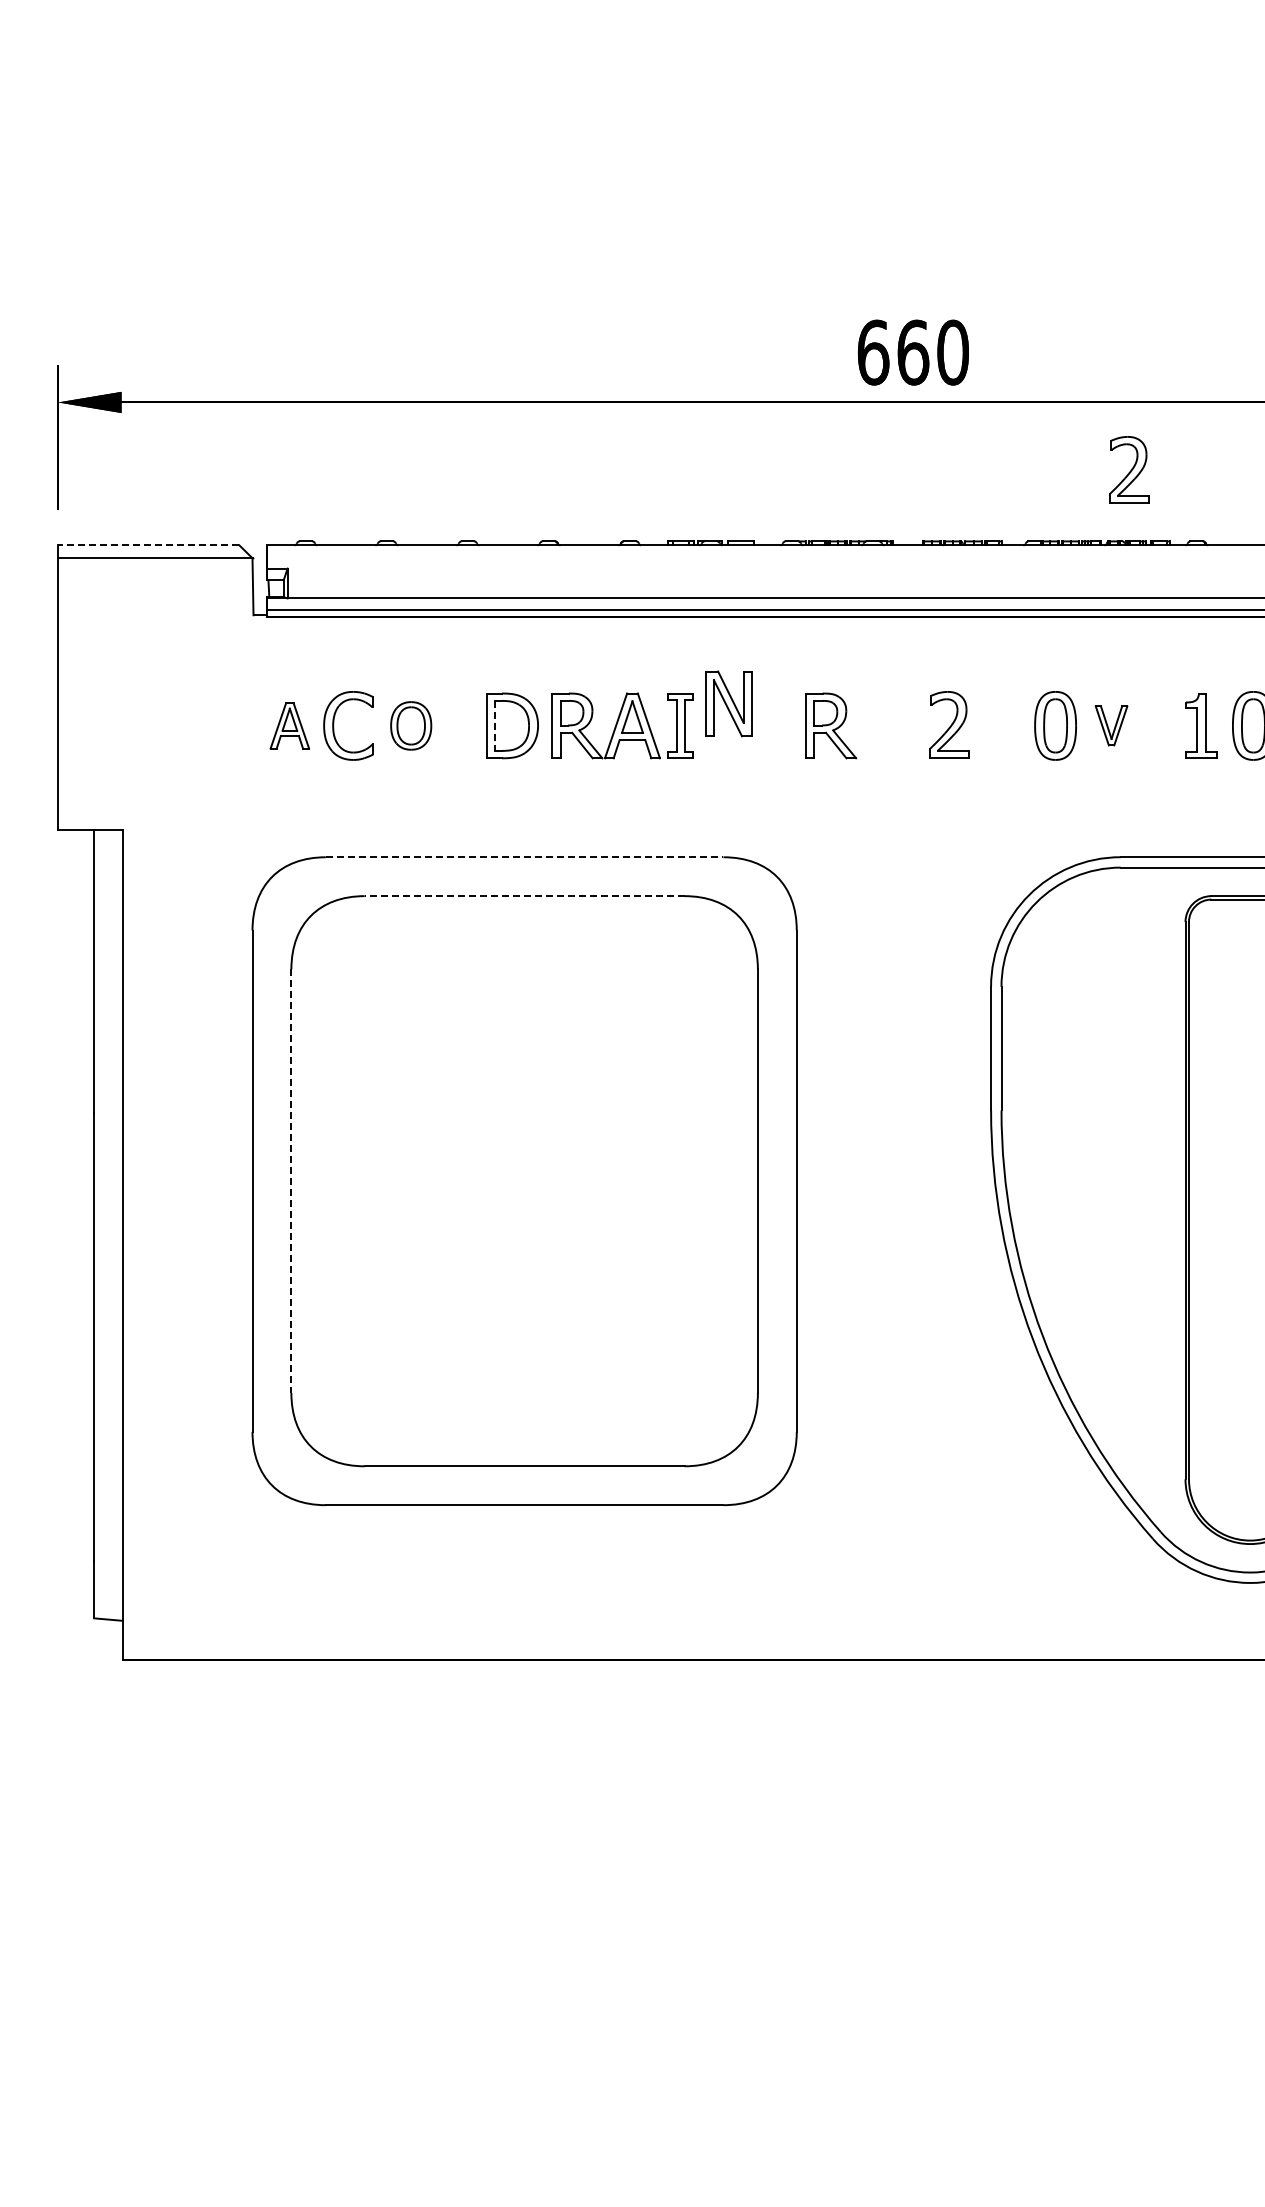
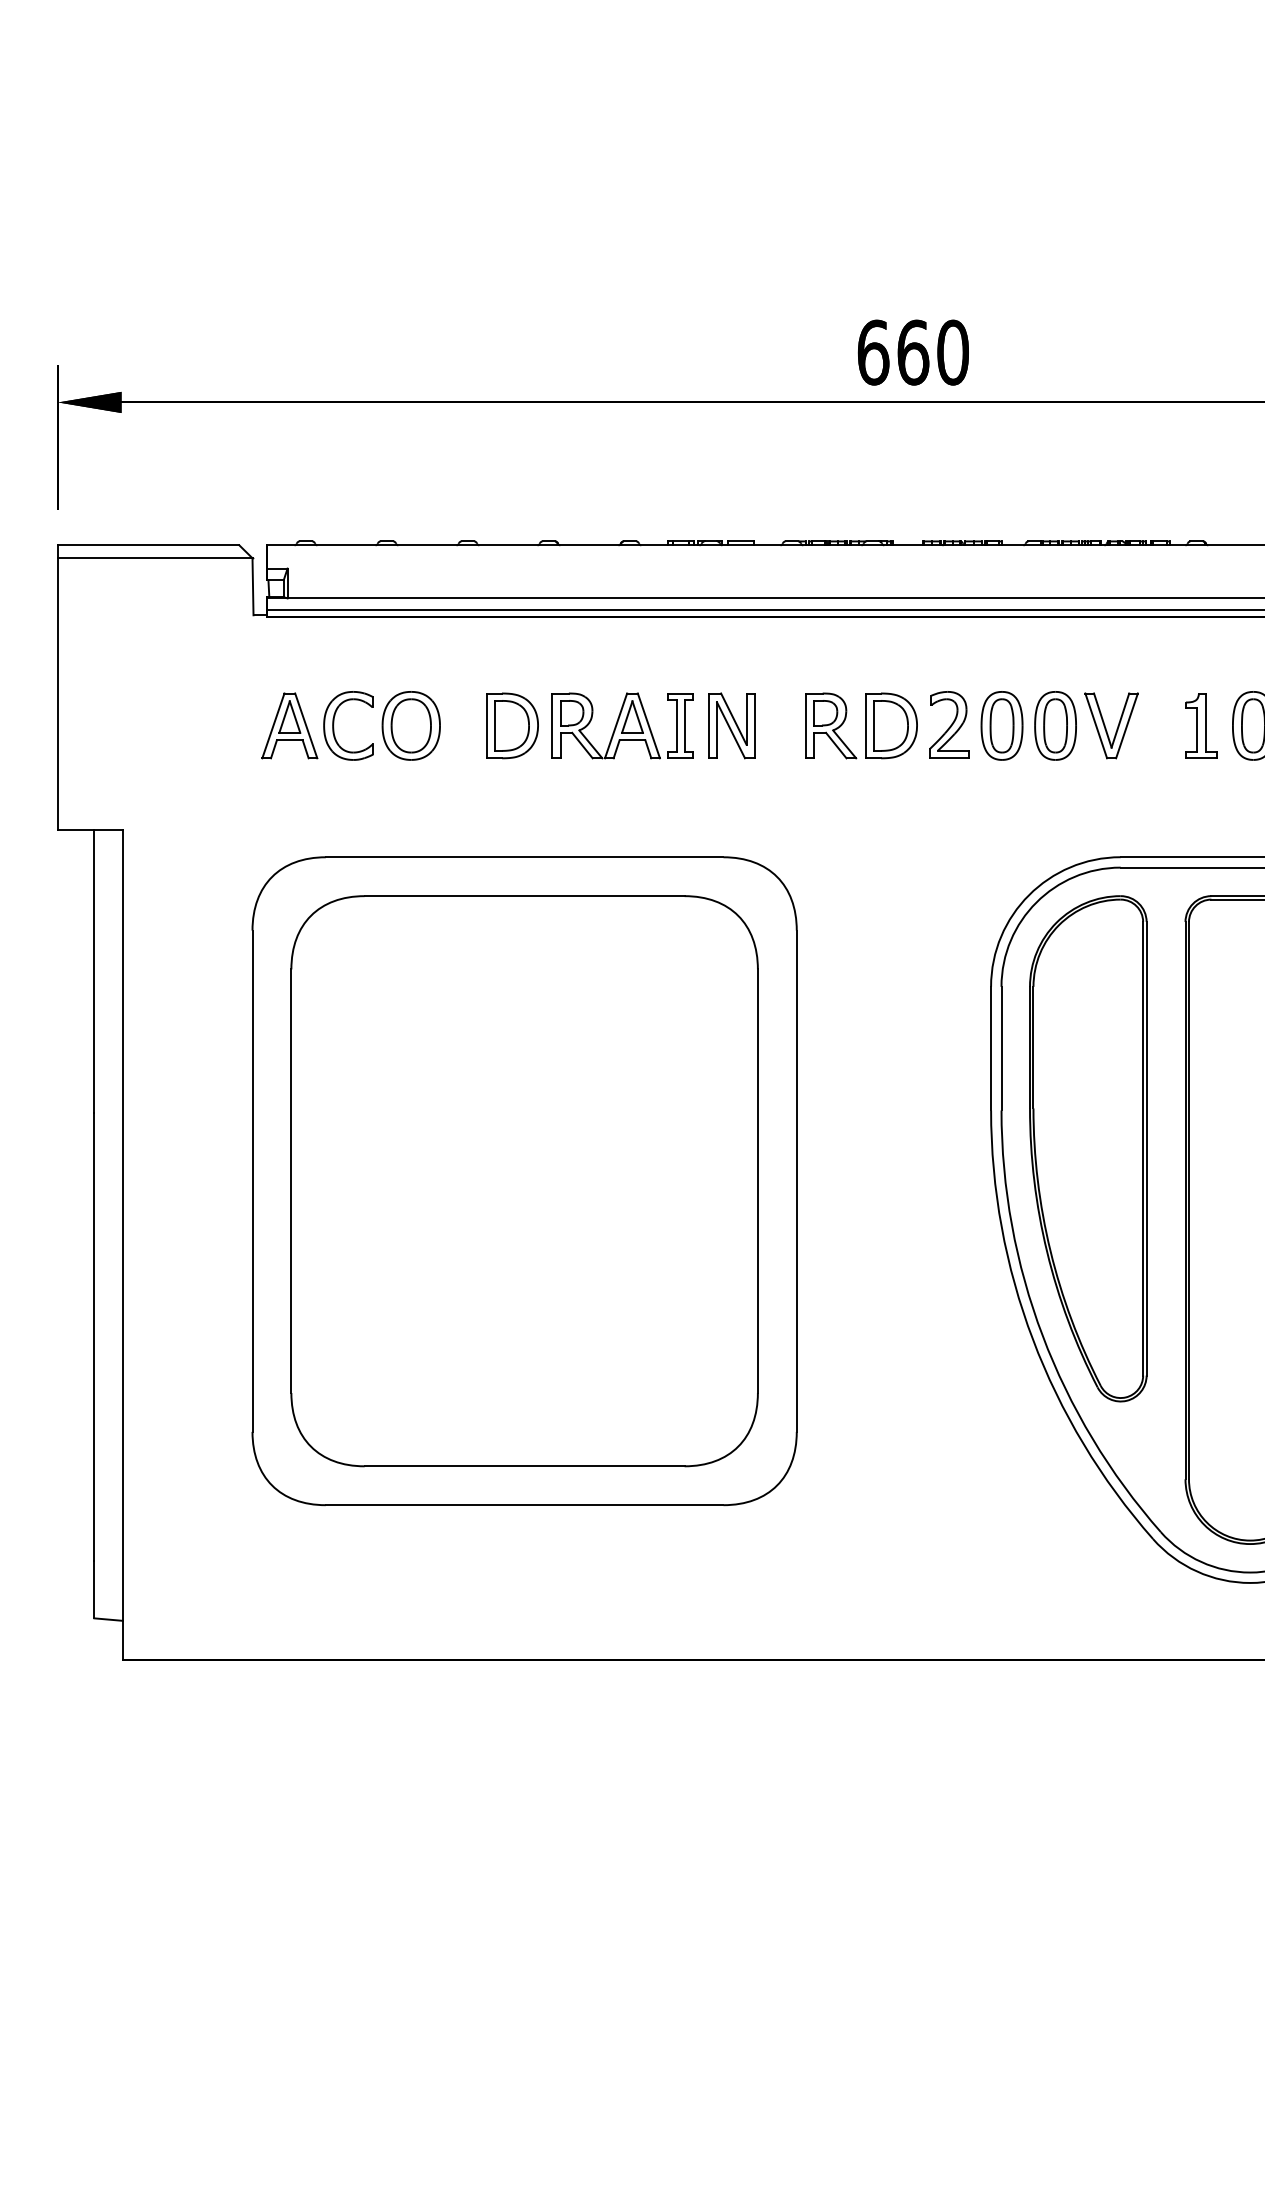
part: present -> none (1129, 469)
line: dashed -> solid (148, 545)
part position: (728, 703) -> (731, 725) (731, 725)
part size: 41x48 px -> 58x68 px (289, 725)
part size: 43x50 px -> 60x70 px (410, 725)
part: none -> present (891, 725)
part: none -> present (1001, 725)
part size: 35x42 px -> 55x68 px (1111, 725)
line: dashed -> solid (495, 726)
line: dashed -> solid (524, 857)
line: dashed -> solid (524, 896)
part: none -> present (1088, 1148)
line: dashed -> solid (291, 1181)
